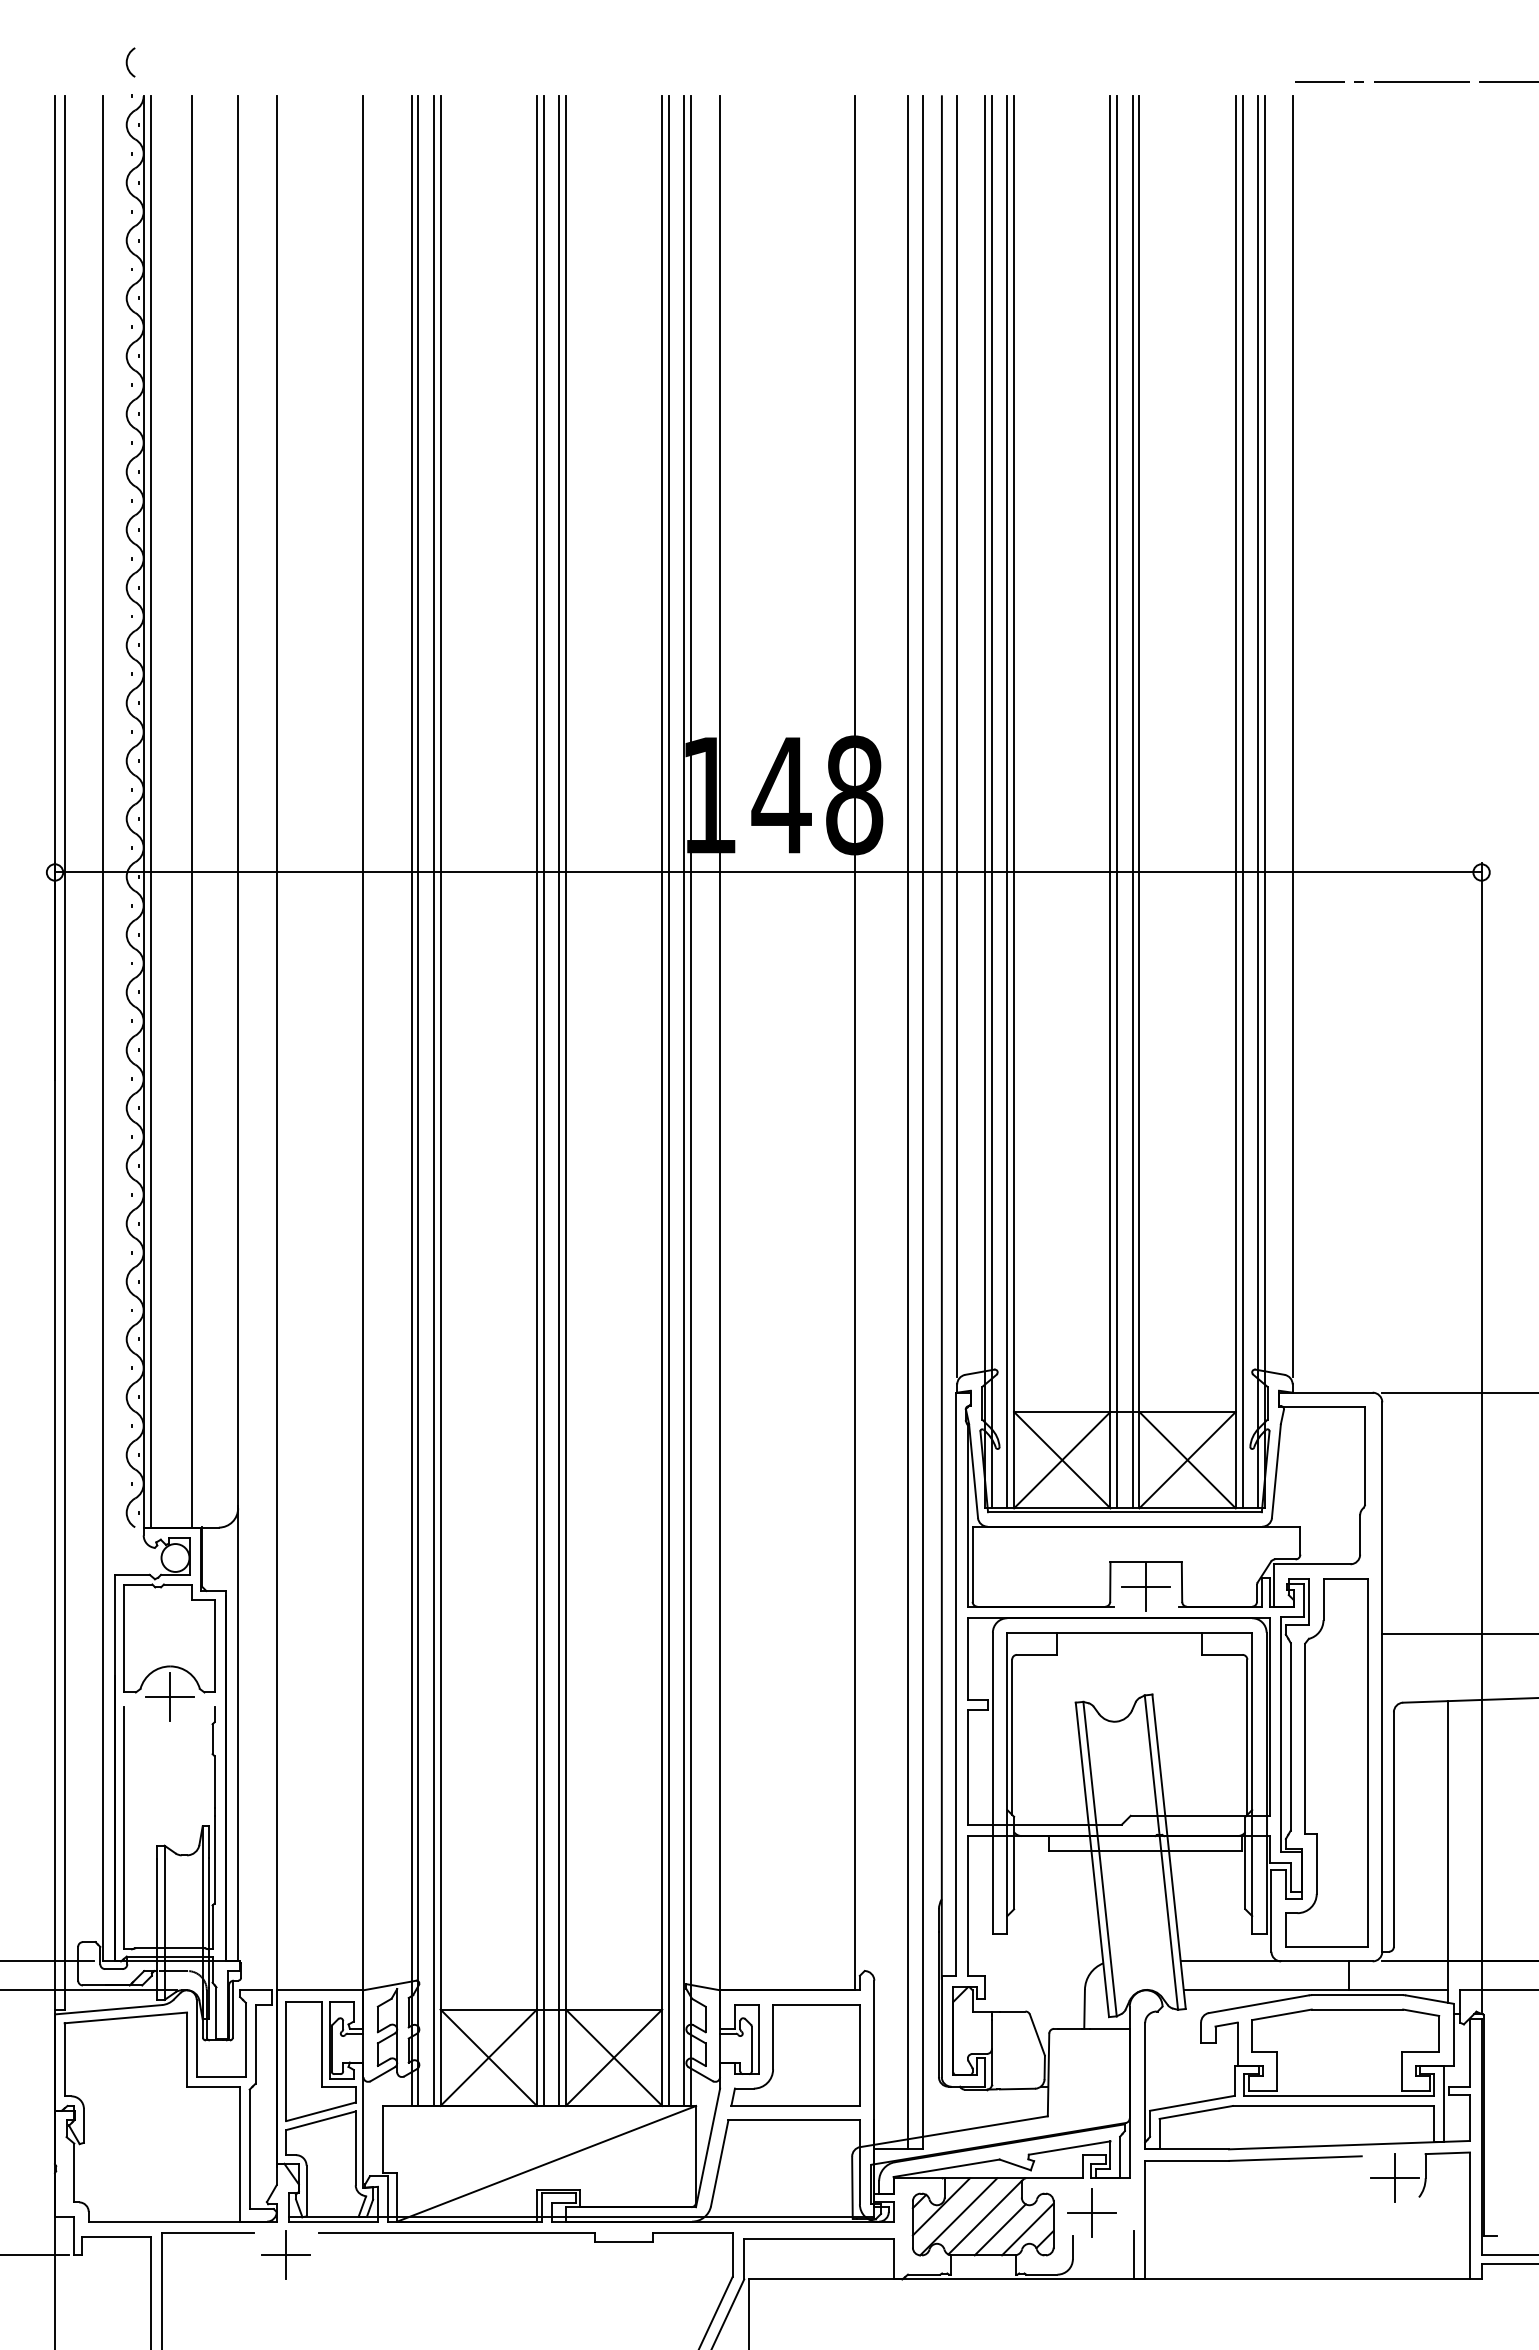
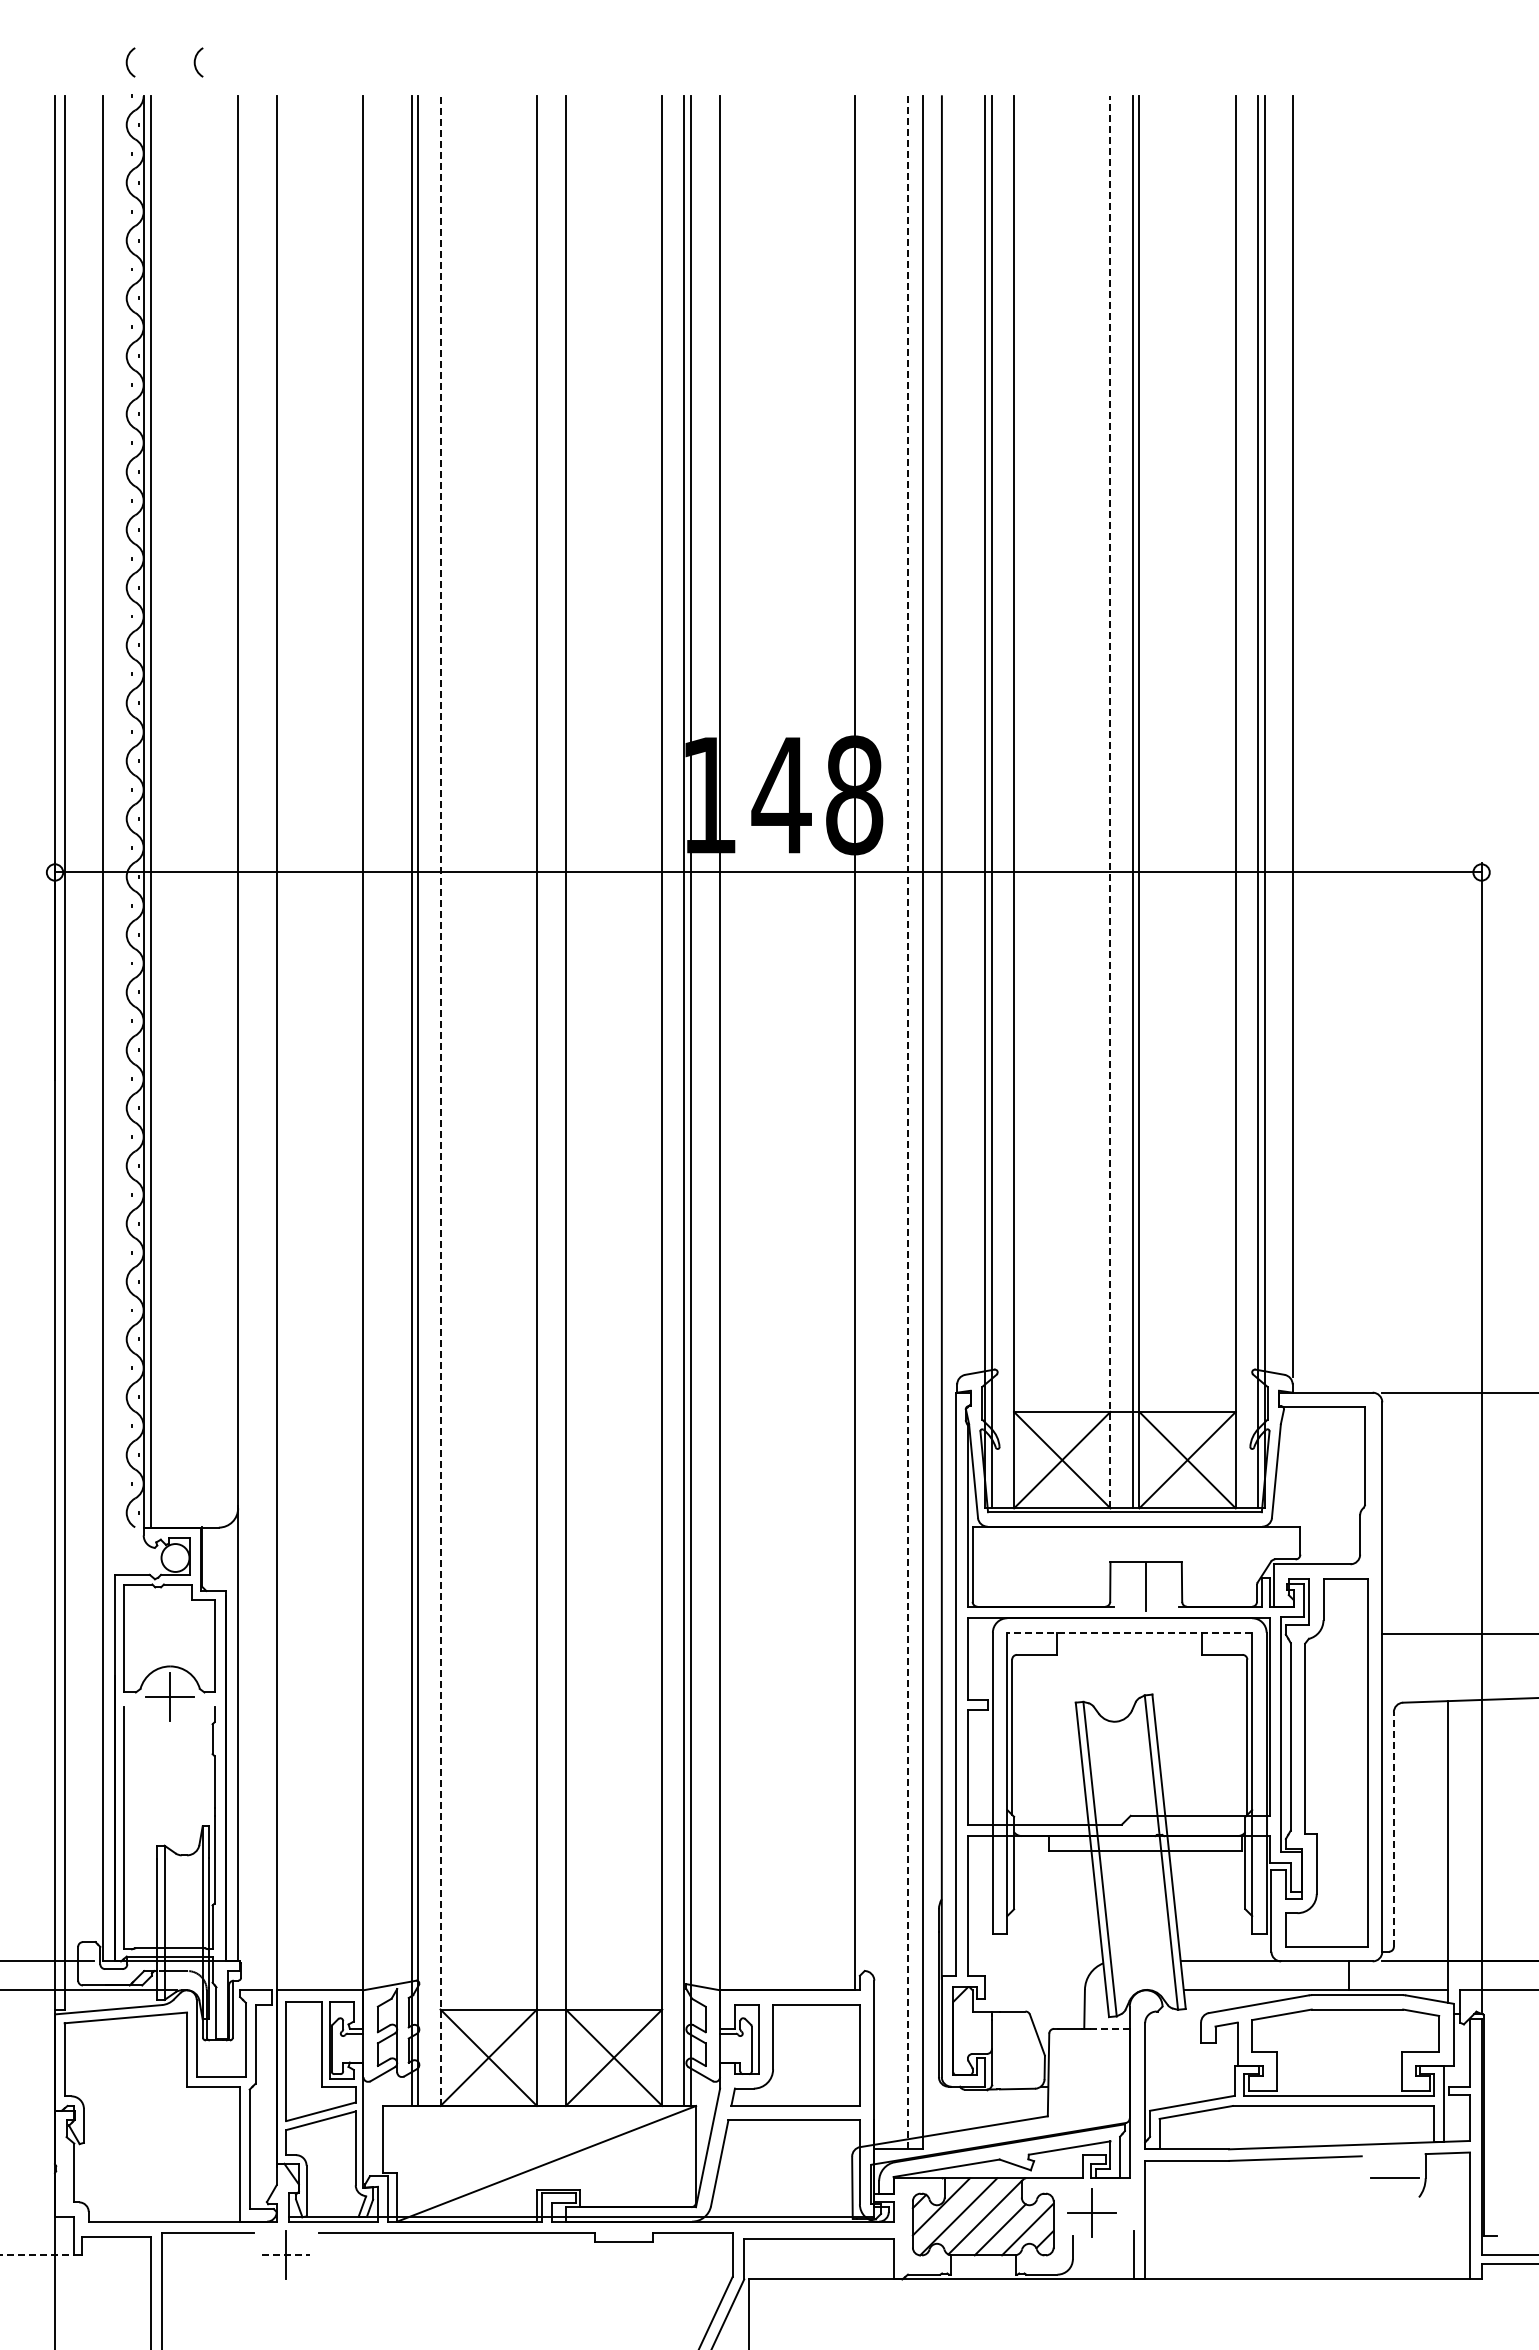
arc: none -> present (195, 62)
line: present -> none (1382, 81)
line: present -> none (1507, 81)
line: present -> none (957, 736)
line: solid -> dashed (1110, 801)
line: present -> none (1007, 802)
line: present -> none (1117, 802)
line: present -> none (1242, 802)
line: present -> none (191, 811)
line: present -> none (433, 1100)
line: present -> none (543, 1100)
line: present -> none (559, 1100)
line: present -> none (669, 1100)
line: solid -> dashed (440, 1101)
line: solid -> dashed (908, 1122)
line: present -> none (1146, 1587)
line: solid -> dashed (1129, 1632)
line: solid -> dashed (1393, 1829)
line: solid -> dashed (1110, 2028)
line: present -> none (1394, 2178)
line: solid -> dashed (34, 2255)
line: solid -> dashed (286, 2255)
